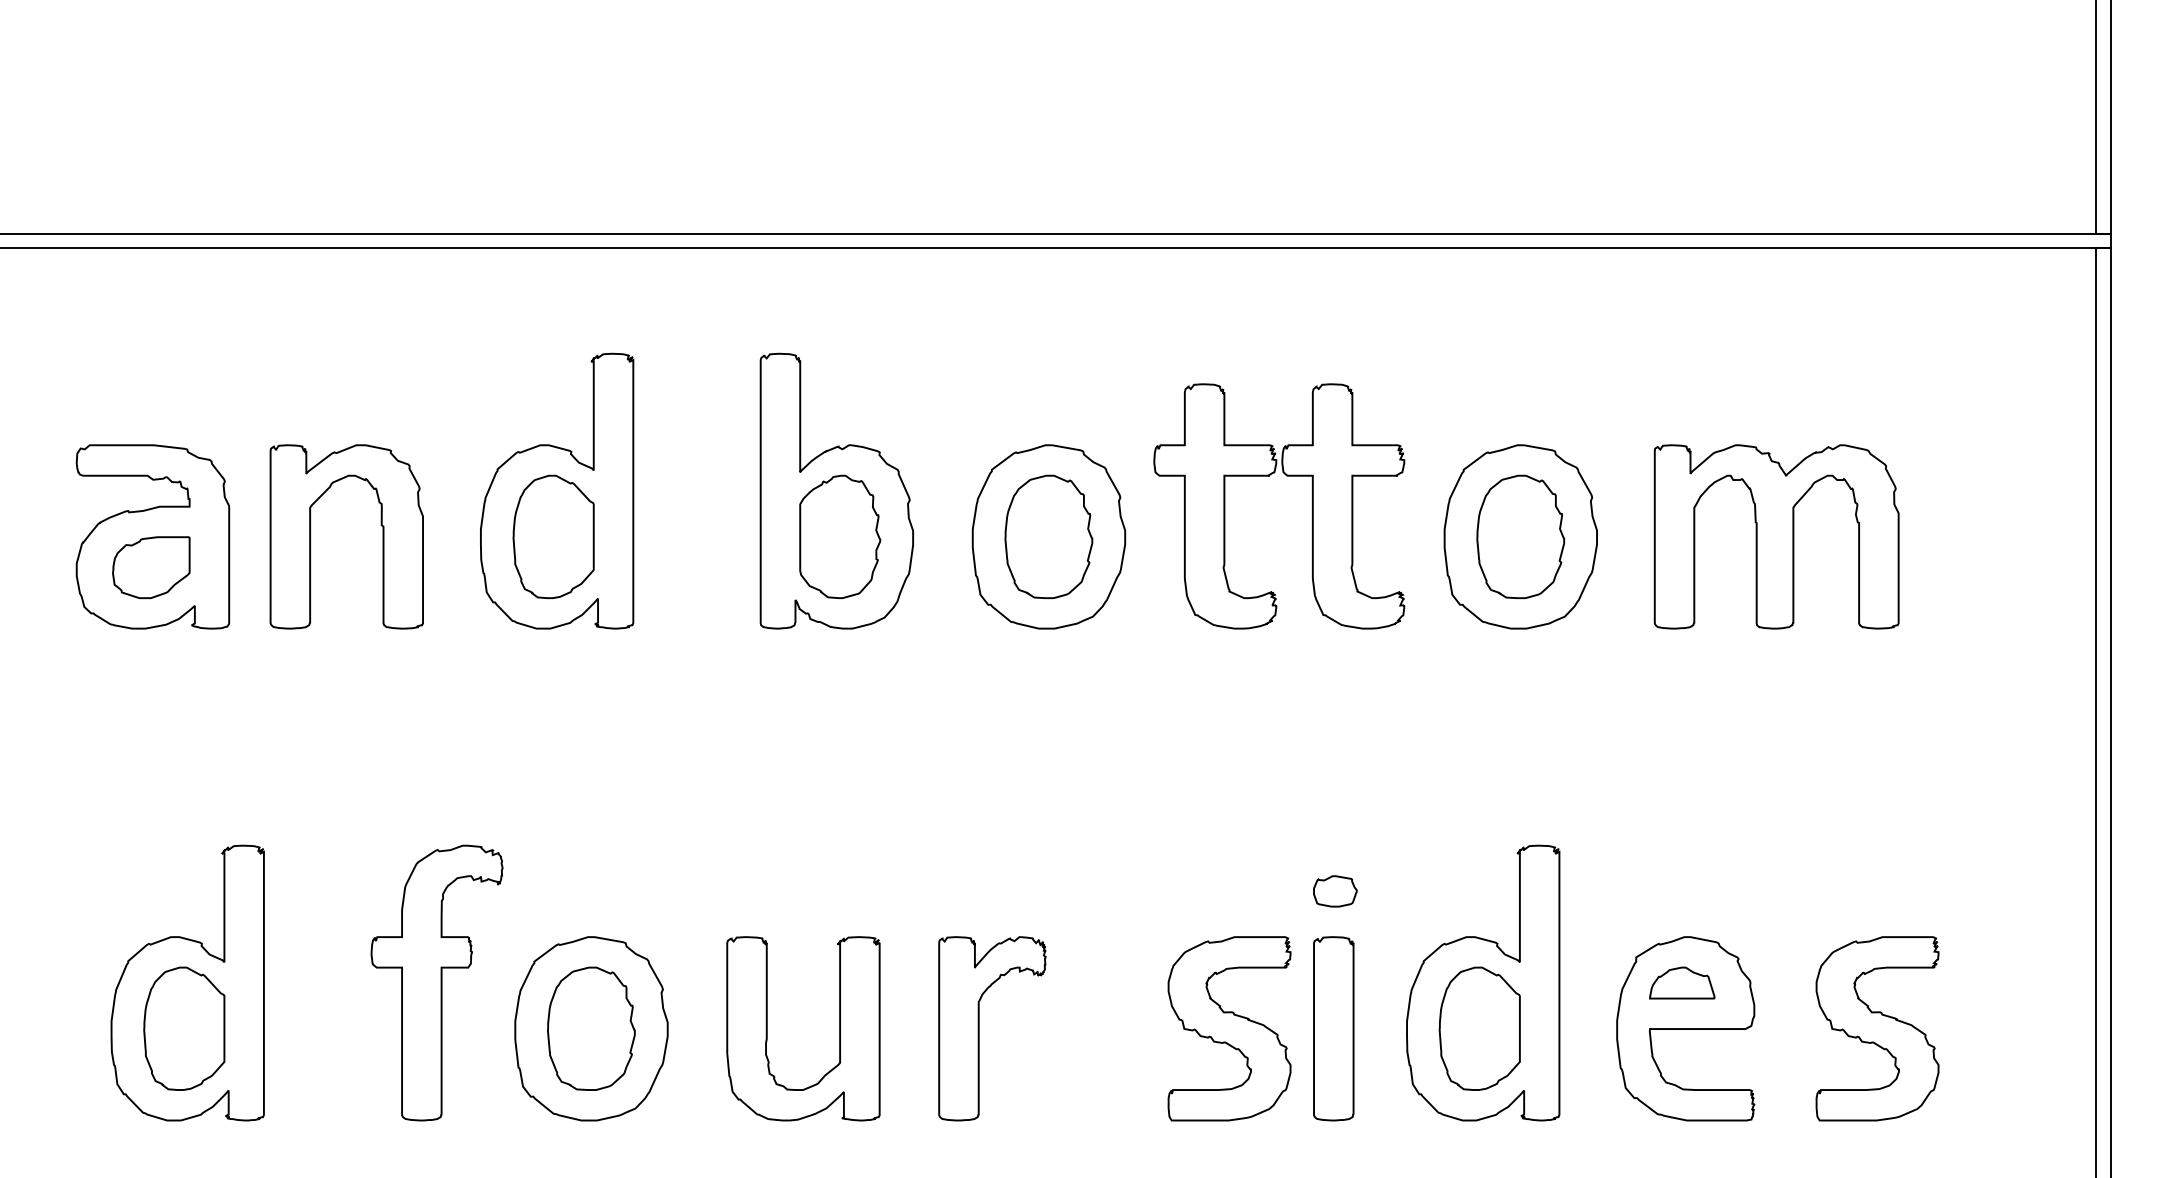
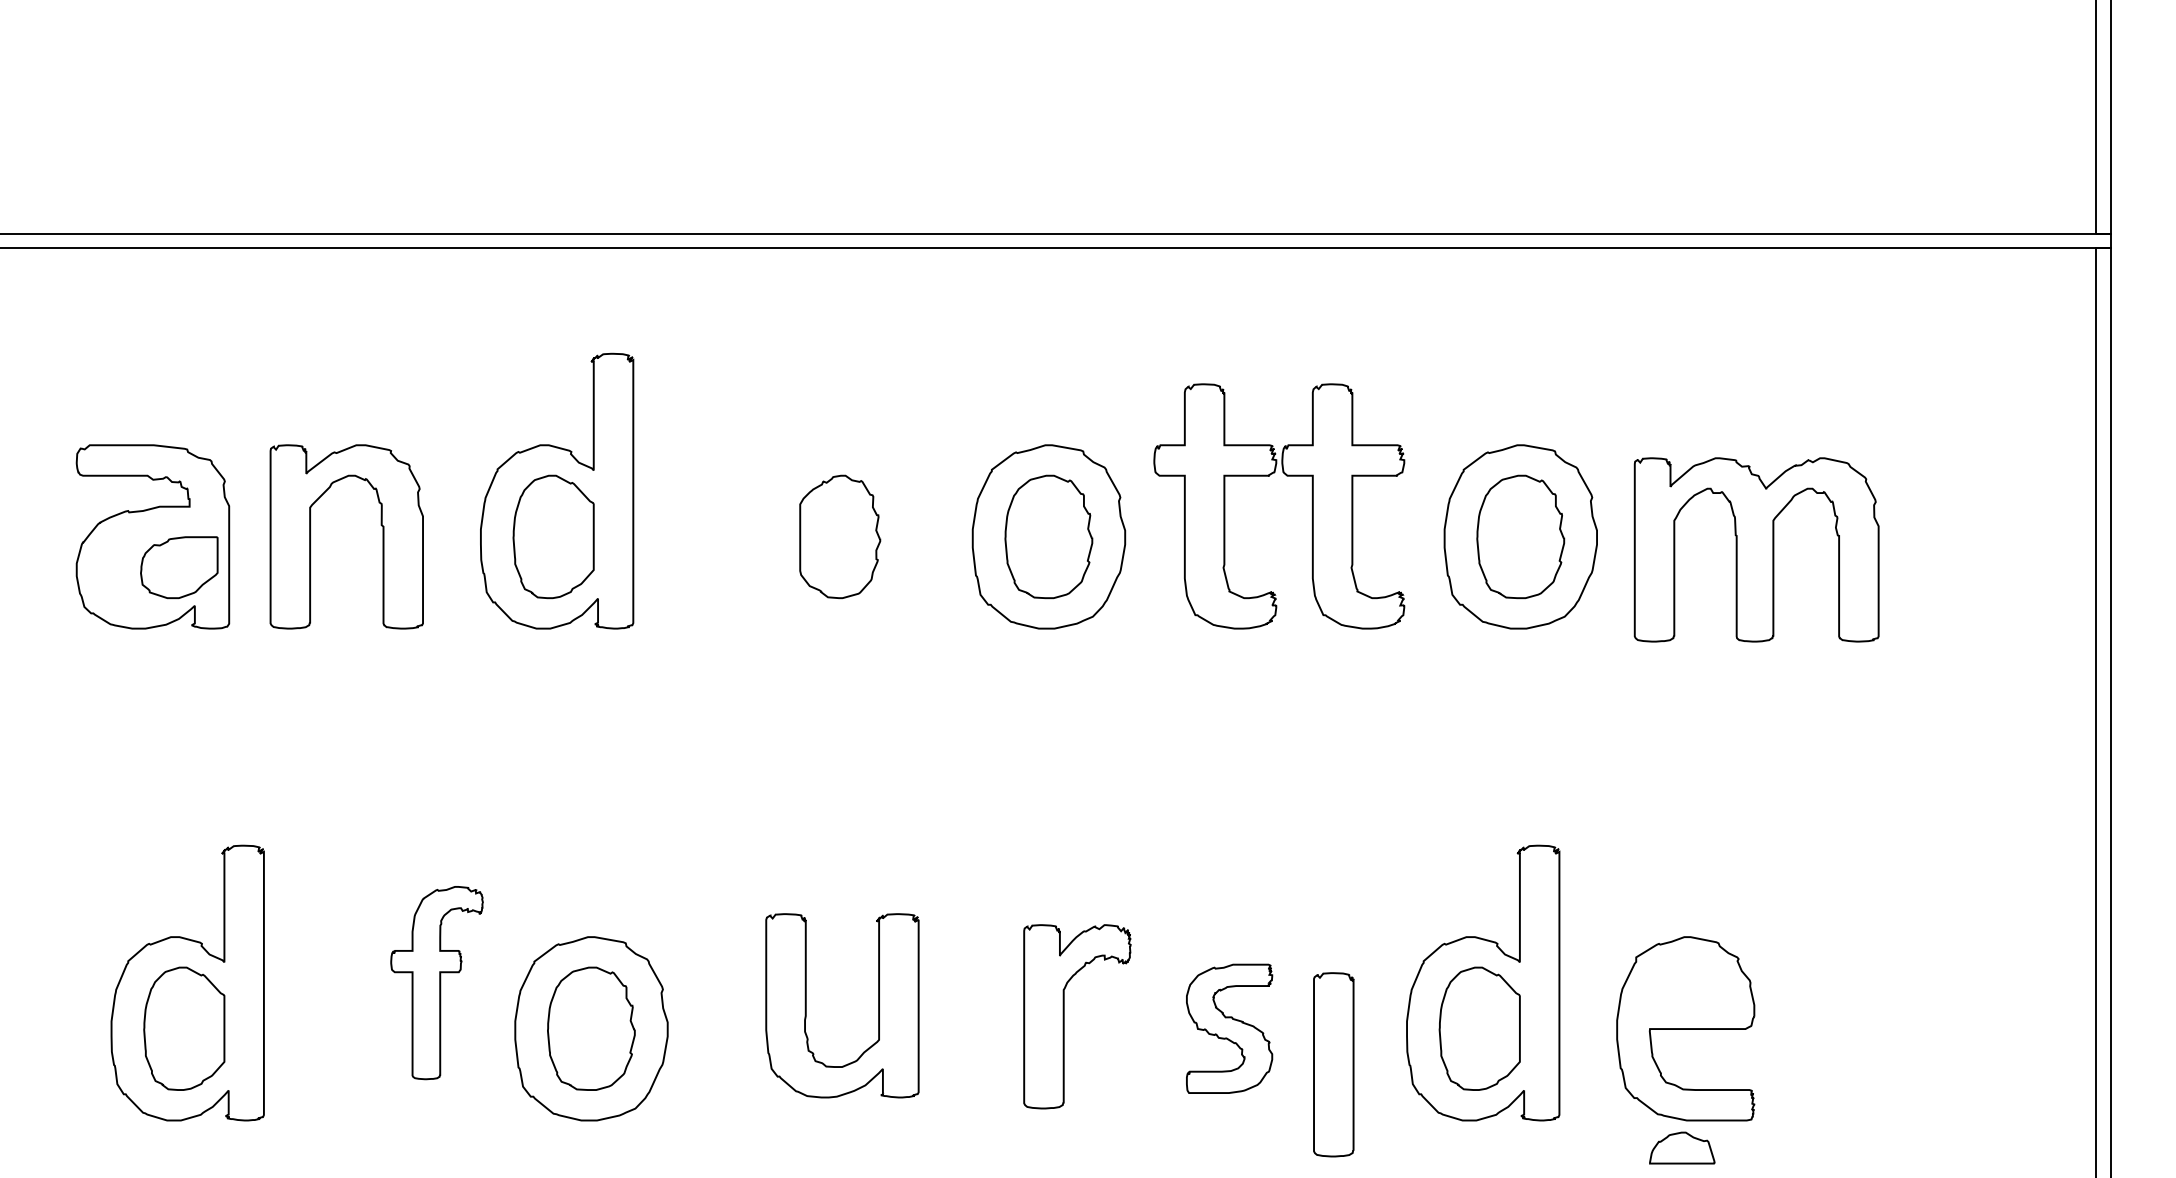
part: present -> none (836, 490)
part position: (1776, 536) -> (1756, 549) (1756, 549)
part position: (151, 567) -> (179, 567) (179, 567)
part: present -> none (1335, 891)
part size: 134x278 px -> 94x195 px (436, 983)
part position: (1682, 982) -> (1682, 1147) (1682, 1147)
part position: (767, 1028) -> (806, 1005) (806, 1005)
part position: (979, 1028) -> (1064, 1016) (1064, 1016)
part size: 125x186 px -> 88x131 px (1229, 1028)
part position: (1333, 1028) -> (1333, 1064) (1333, 1064)
part: present -> none (1877, 1028)
